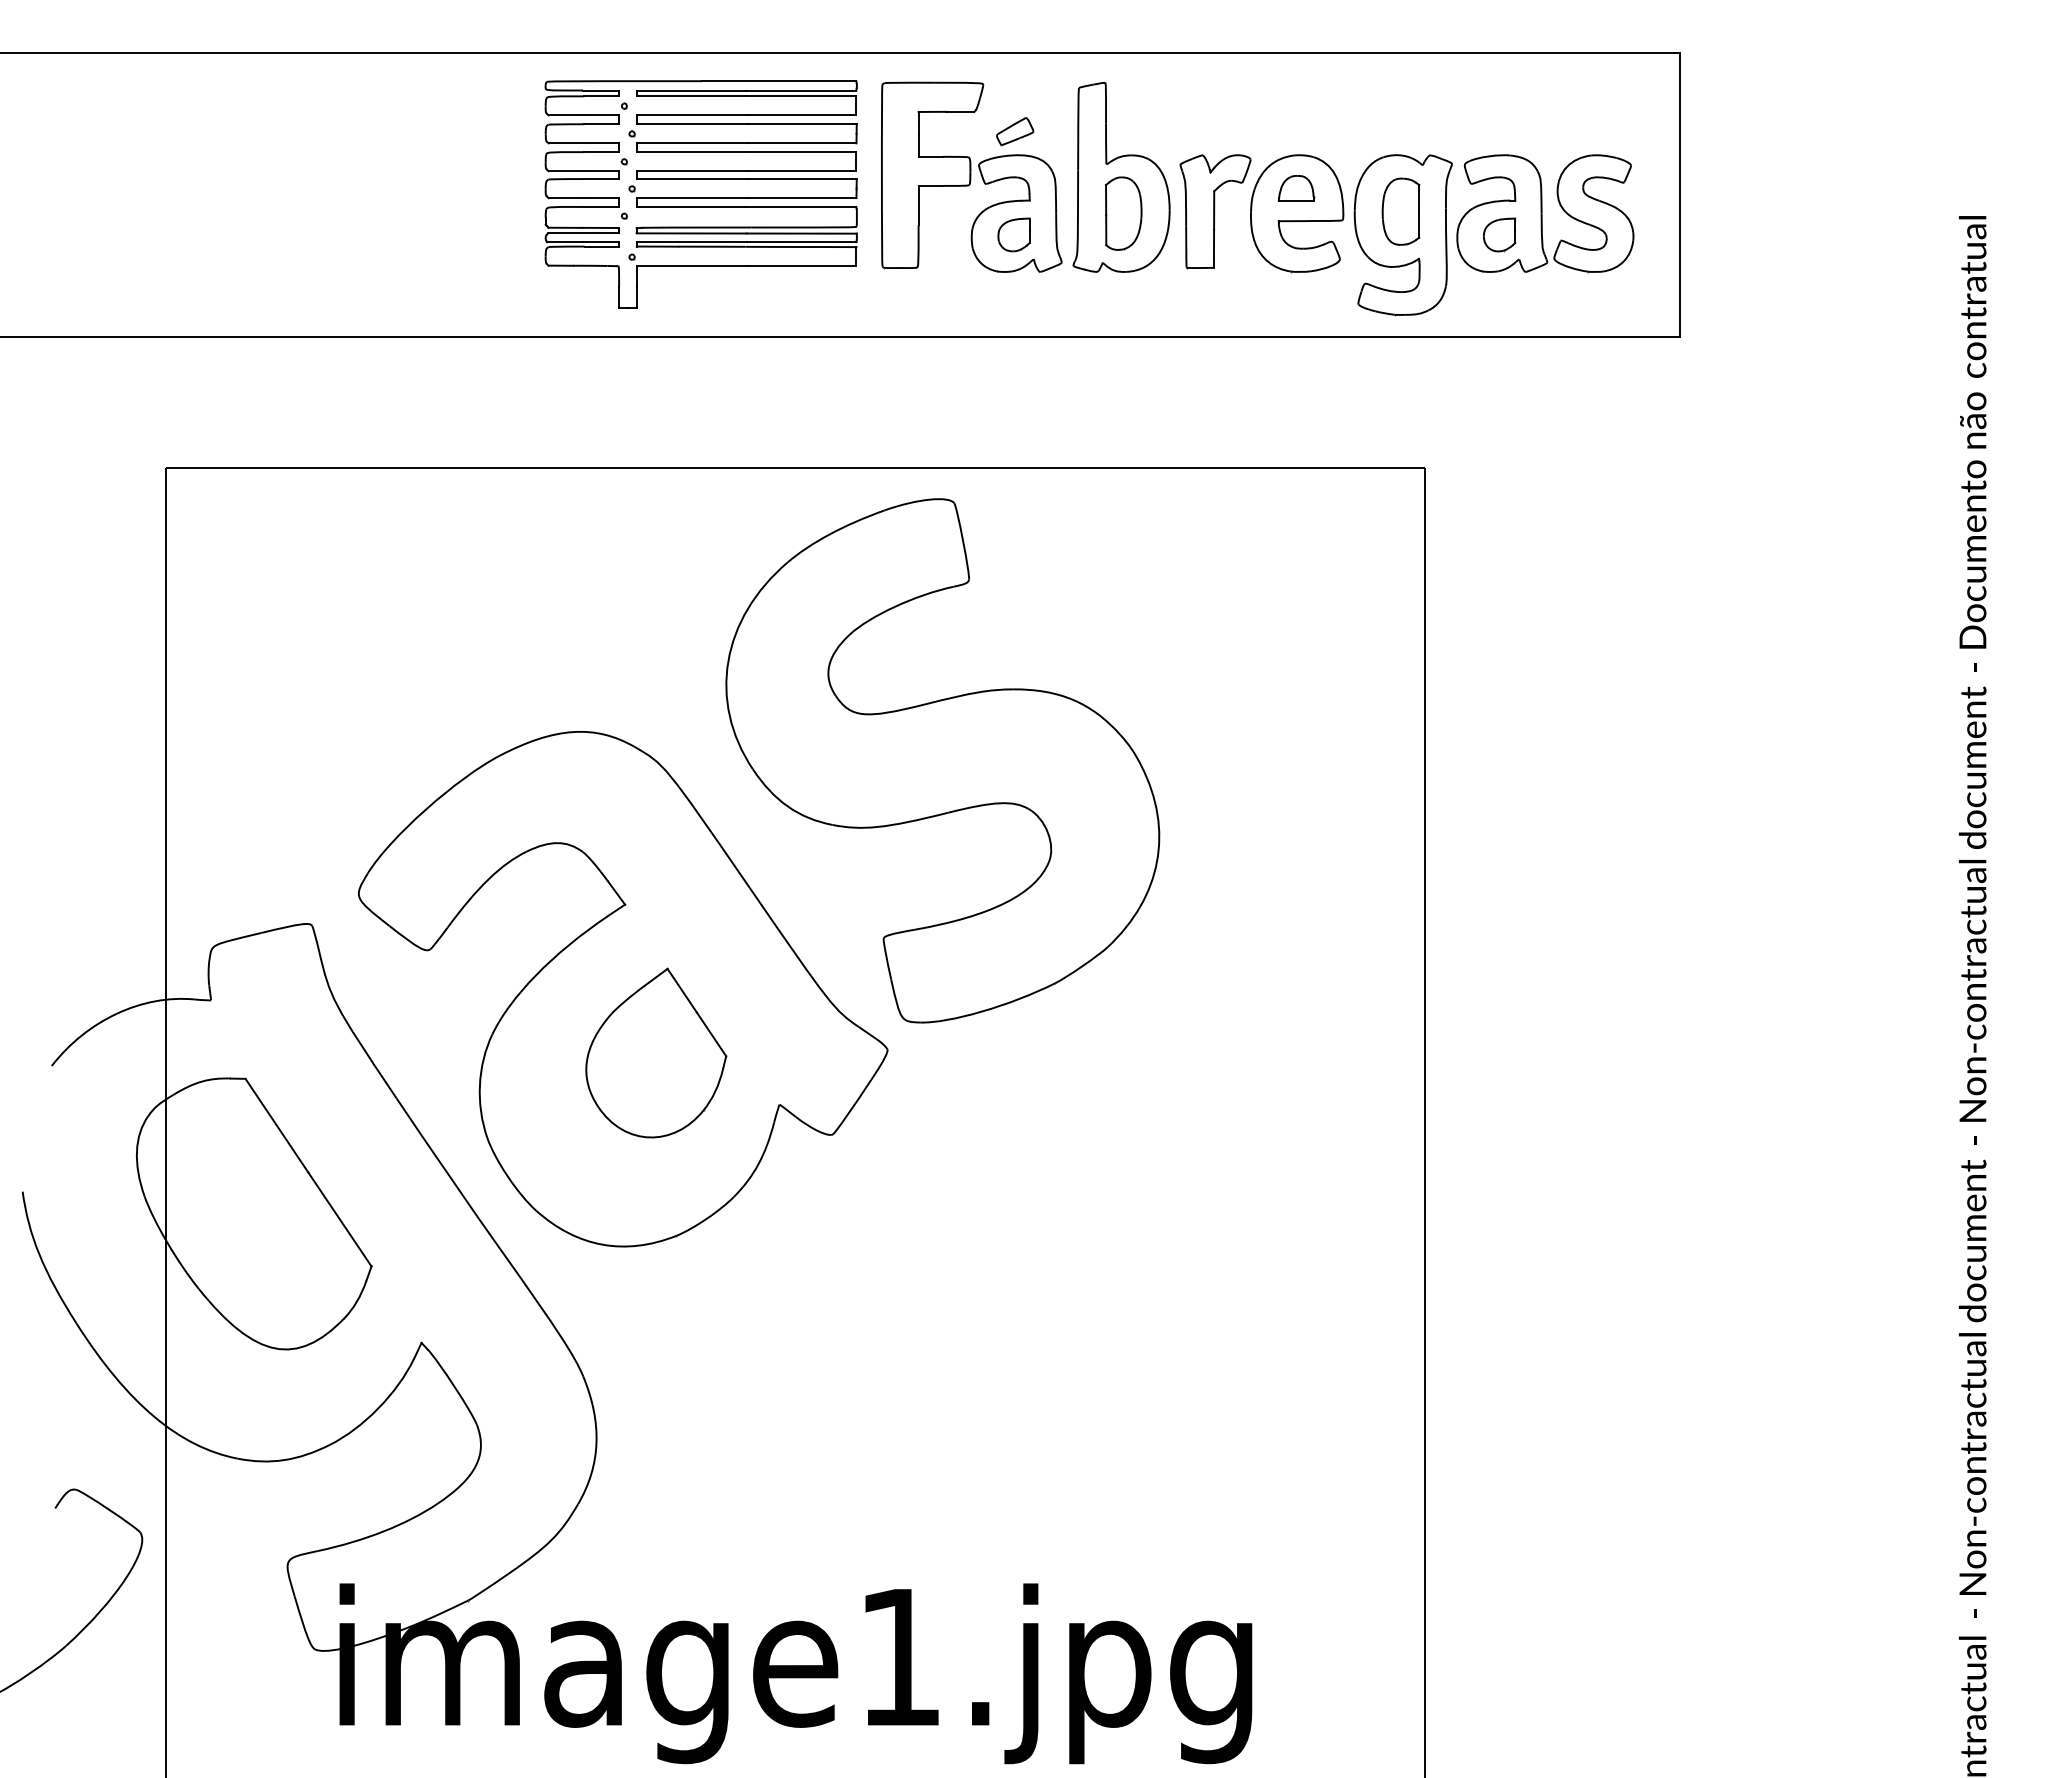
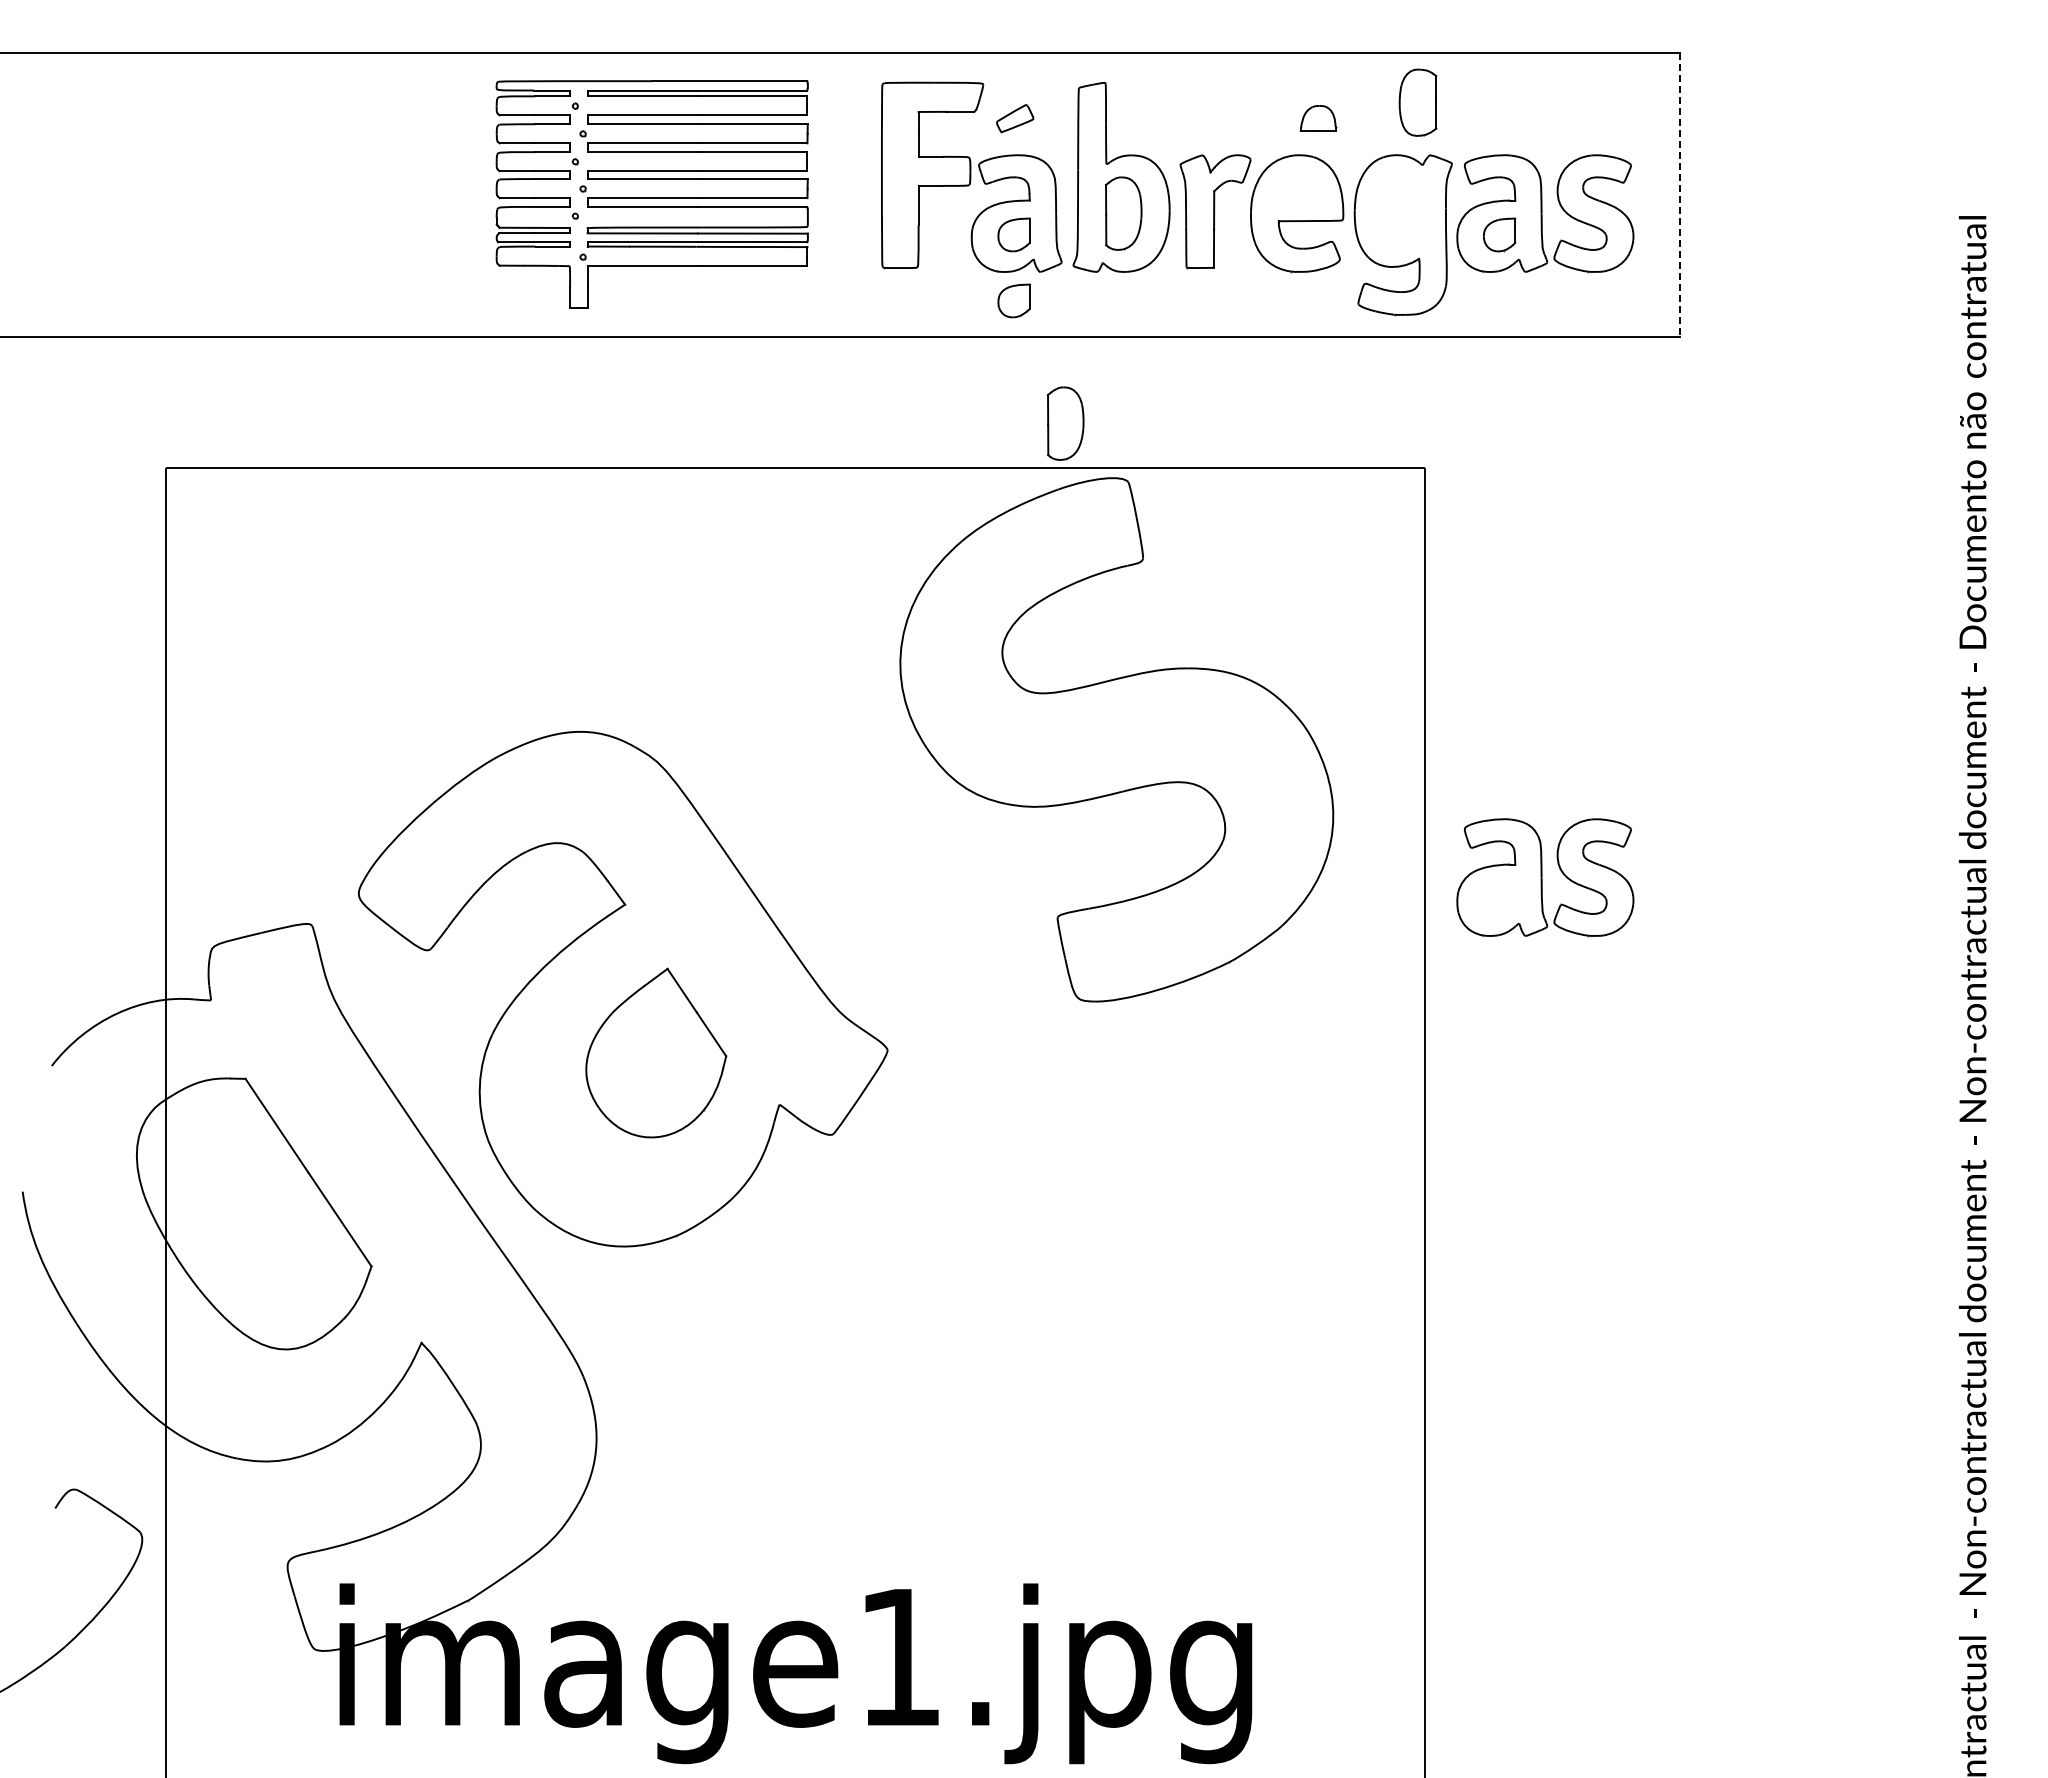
part position: (1015, 131) -> (1015, 118) (1015, 118)
part position: (1296, 188) -> (1318, 118) (1318, 118)
part position: (700, 194) -> (651, 194) (651, 194)
line: solid -> dashed (1679, 194)
part position: (1400, 211) -> (1417, 102) (1417, 102)
part: none -> present (1013, 300)
part: none -> present (1065, 423)
part position: (942, 760) -> (1116, 739) (1116, 739)
part: none -> present (1545, 877)
